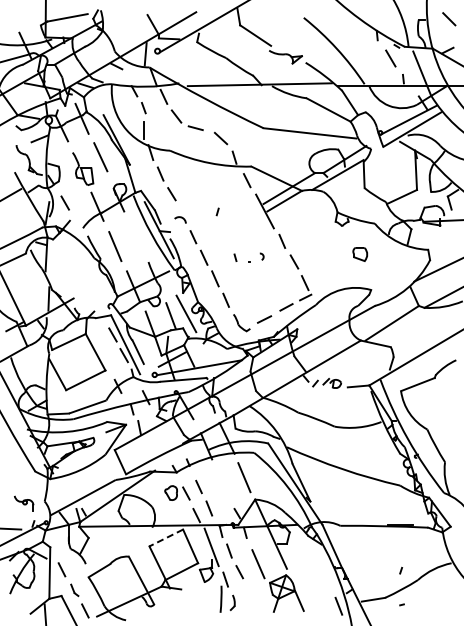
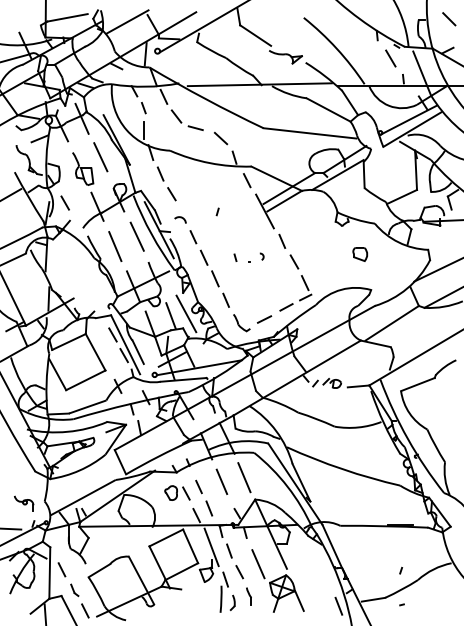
line: none -> present (127, 21)
line: none -> present (136, 236)
line: none -> present (221, 481)
line: dashed -> solid (166, 537)
part: none -> present (248, 596)
